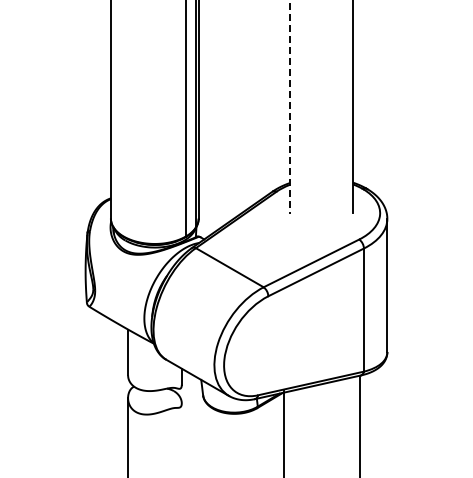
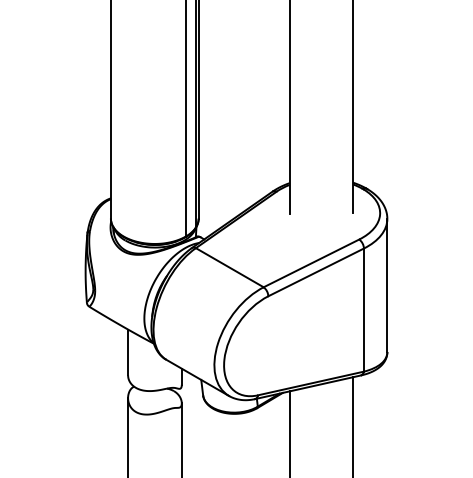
line: dashed -> solid (289, 106)
line position: (360, 425) -> (353, 425) (353, 425)
line position: (283, 432) -> (289, 432) (289, 432)
line: none -> present (181, 438)
